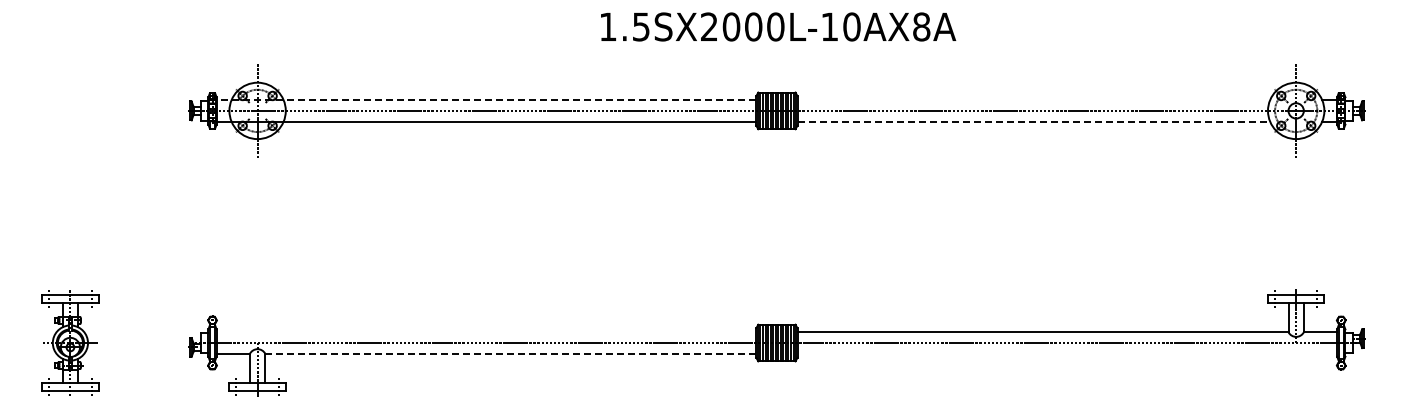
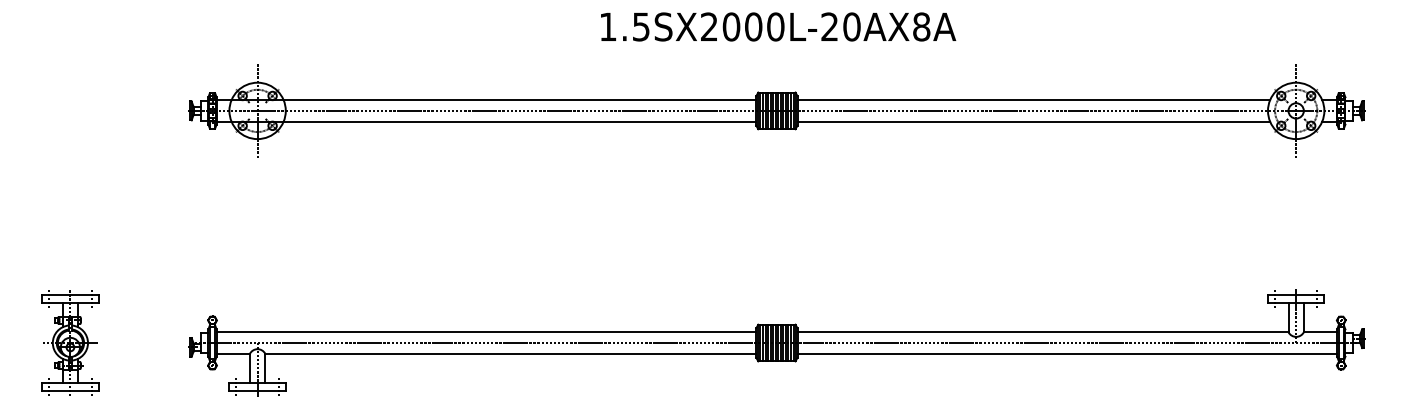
text: 1.5SX2000L-10AX8A -> 1.5SX2000L-20AX8A (829, 26)
line: dashed -> solid (486, 100)
line: none -> present (1033, 100)
line: dashed -> solid (1034, 121)
line: none -> present (486, 332)
line: dashed -> solid (510, 353)
line: none -> present (1067, 353)
